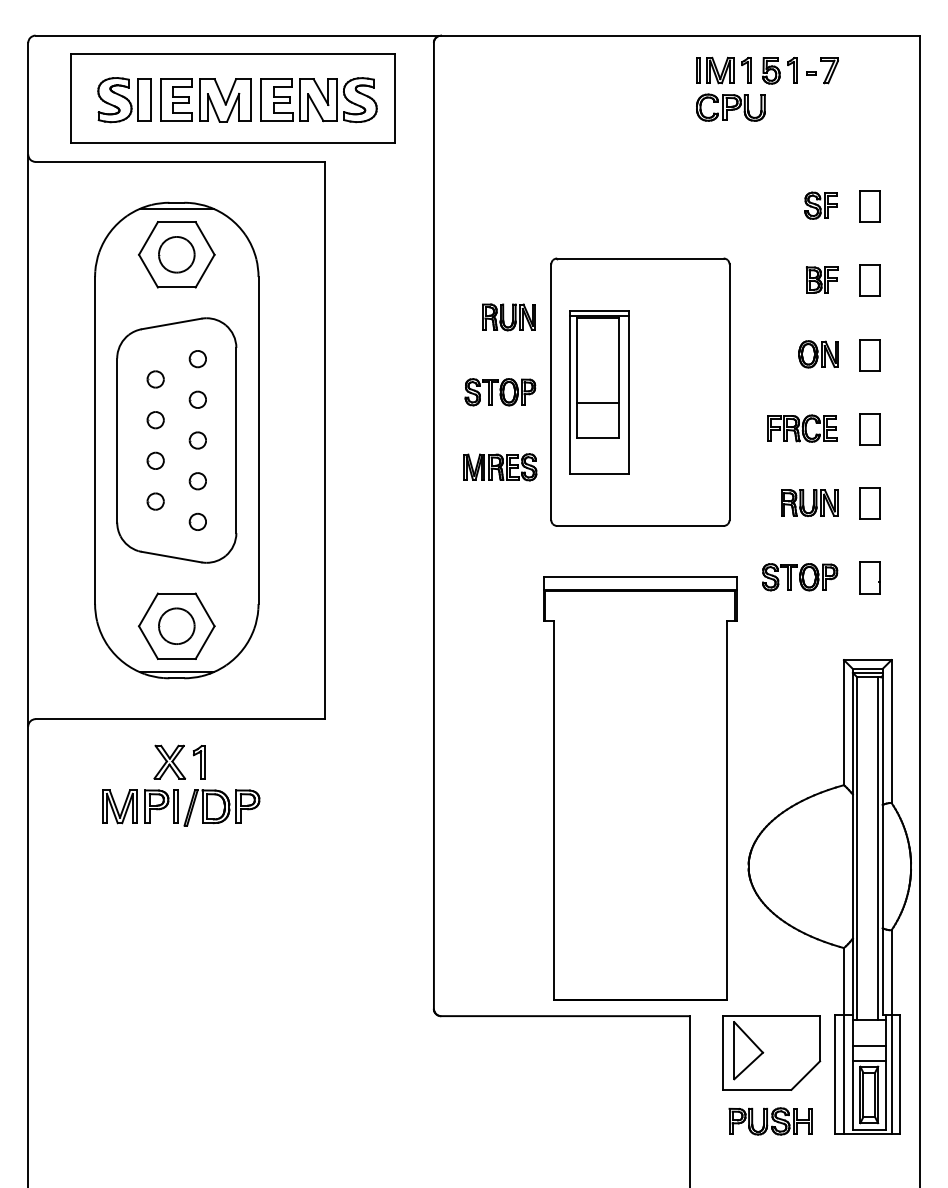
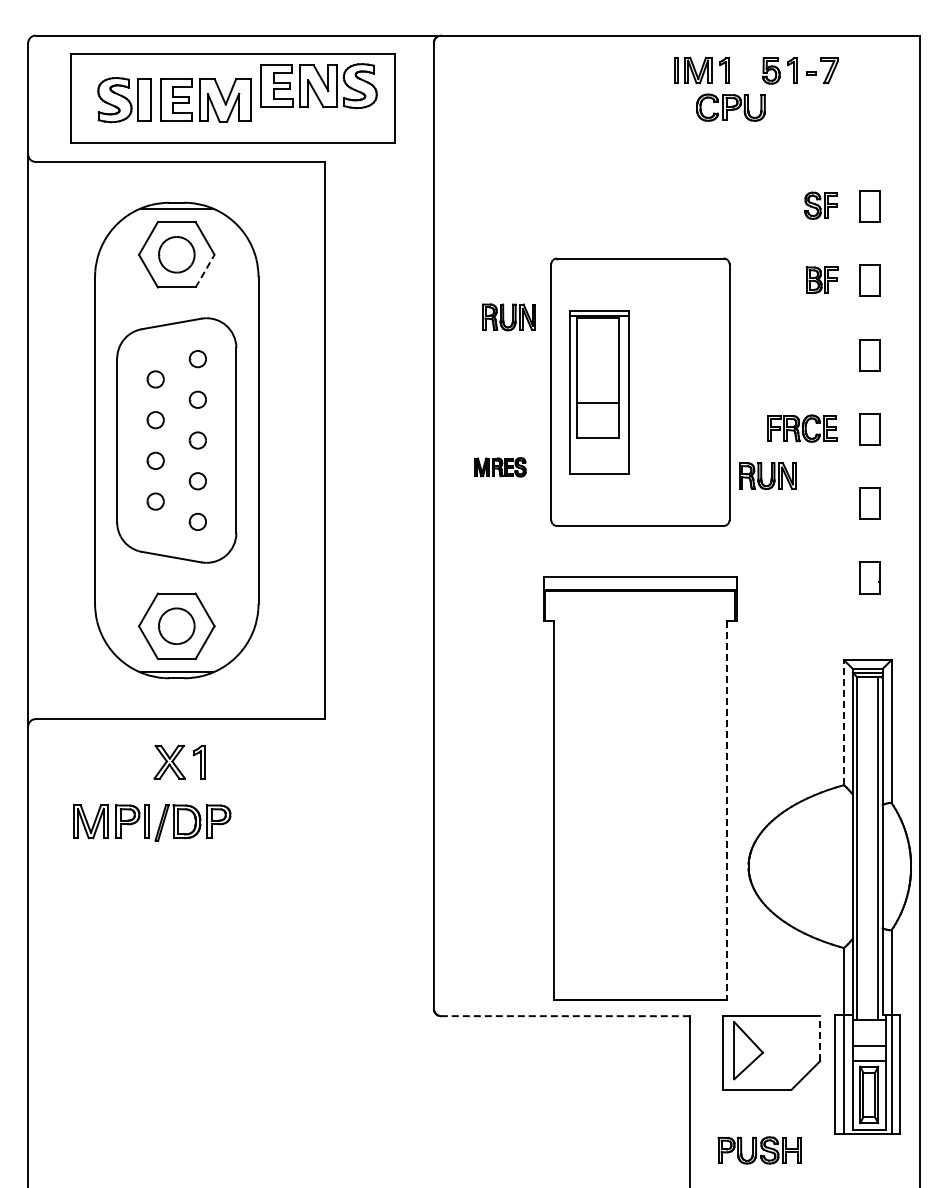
part position: (723, 70) -> (701, 70) (701, 70)
part position: (318, 100) -> (318, 86) (318, 86)
line: solid -> dashed (205, 271)
part: present -> none (818, 354)
part: present -> none (500, 392)
part size: 75x29 px -> 53x21 px (500, 467)
part position: (809, 502) -> (767, 475) (767, 475)
part: present -> none (800, 577)
line: solid -> dashed (843, 722)
part position: (181, 807) -> (152, 822) (152, 822)
line: solid -> dashed (726, 811)
line: solid -> dashed (565, 1016)
line: solid -> dashed (820, 1038)
part position: (770, 1121) -> (759, 1150) (759, 1150)
